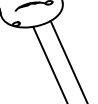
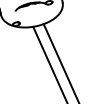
line position: (68, 60) -> (60, 62) (60, 62)
